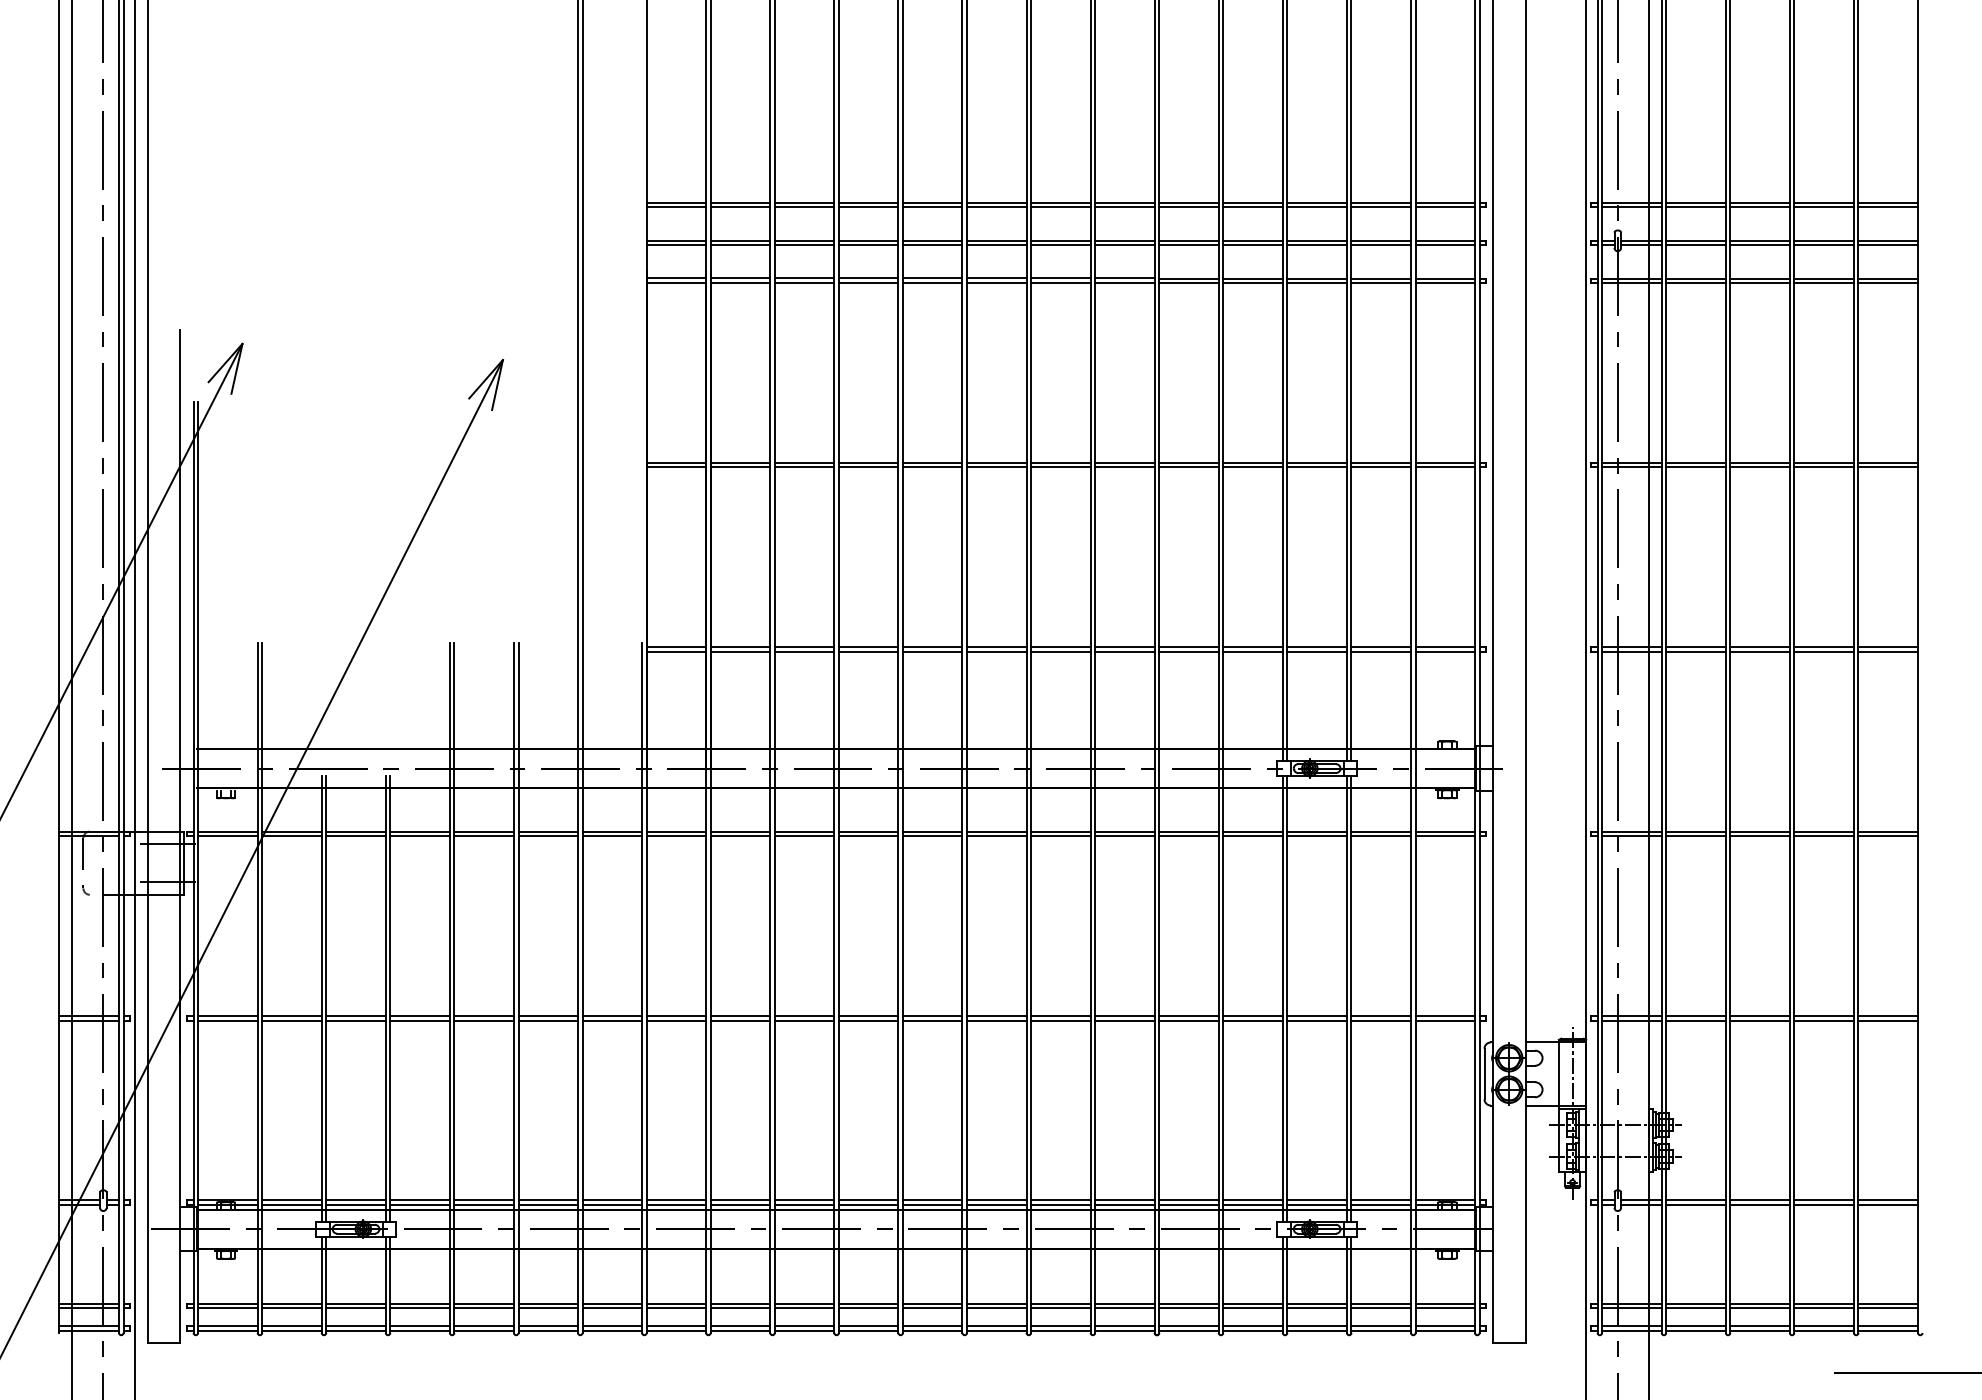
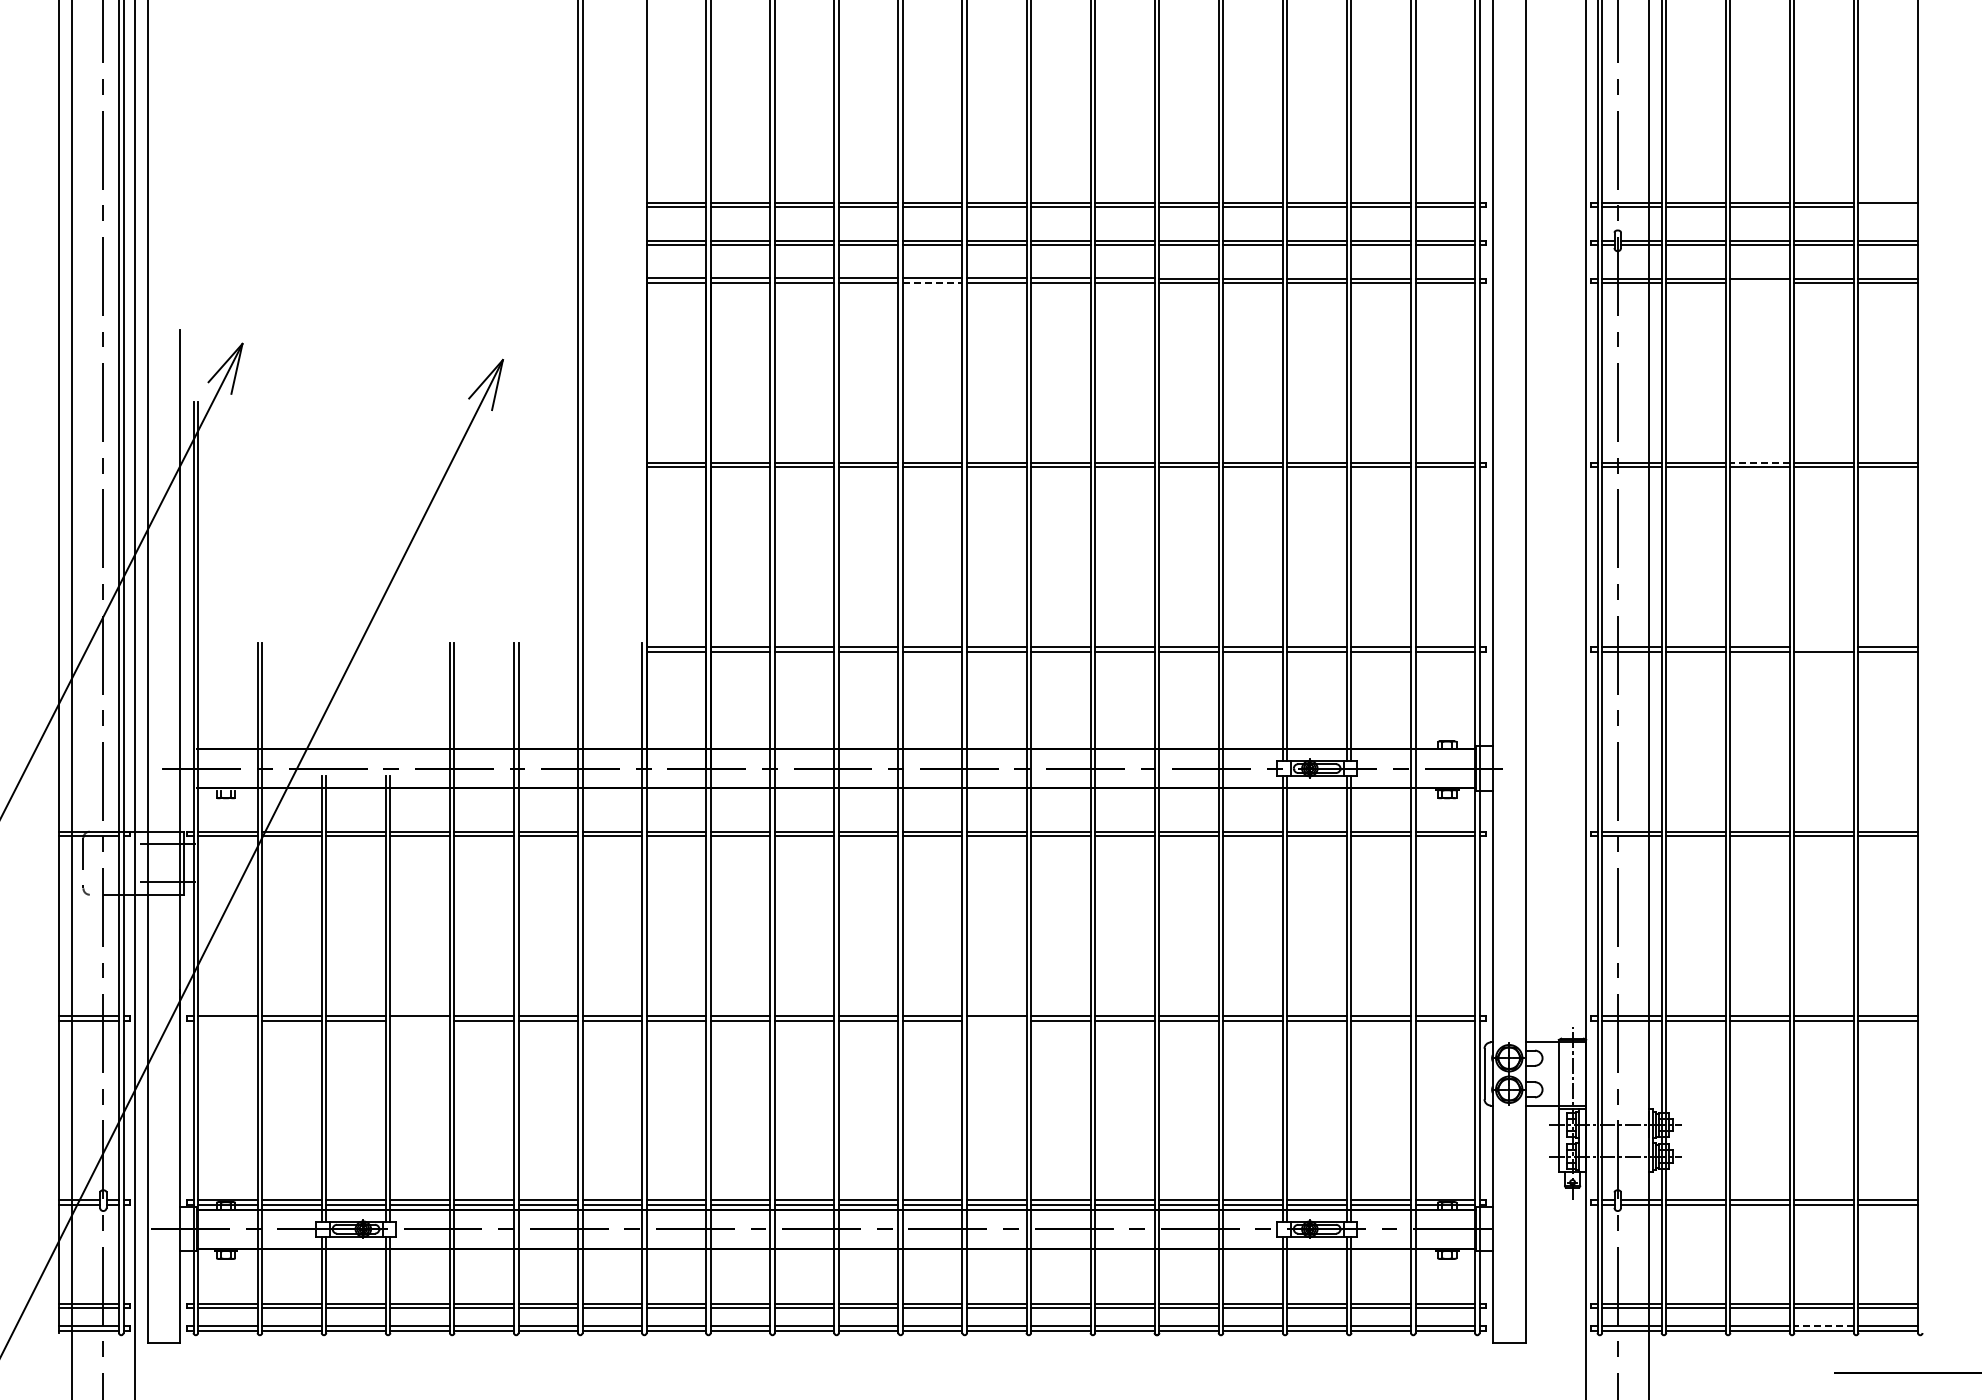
line: present -> none (1888, 207)
line: solid -> dashed (932, 283)
line: present -> none (1759, 283)
line: solid -> dashed (1760, 462)
line: present -> none (1823, 647)
line: present -> none (227, 1020)
line: present -> none (419, 1020)
line: present -> none (996, 1020)
line: solid -> dashed (1824, 1326)
